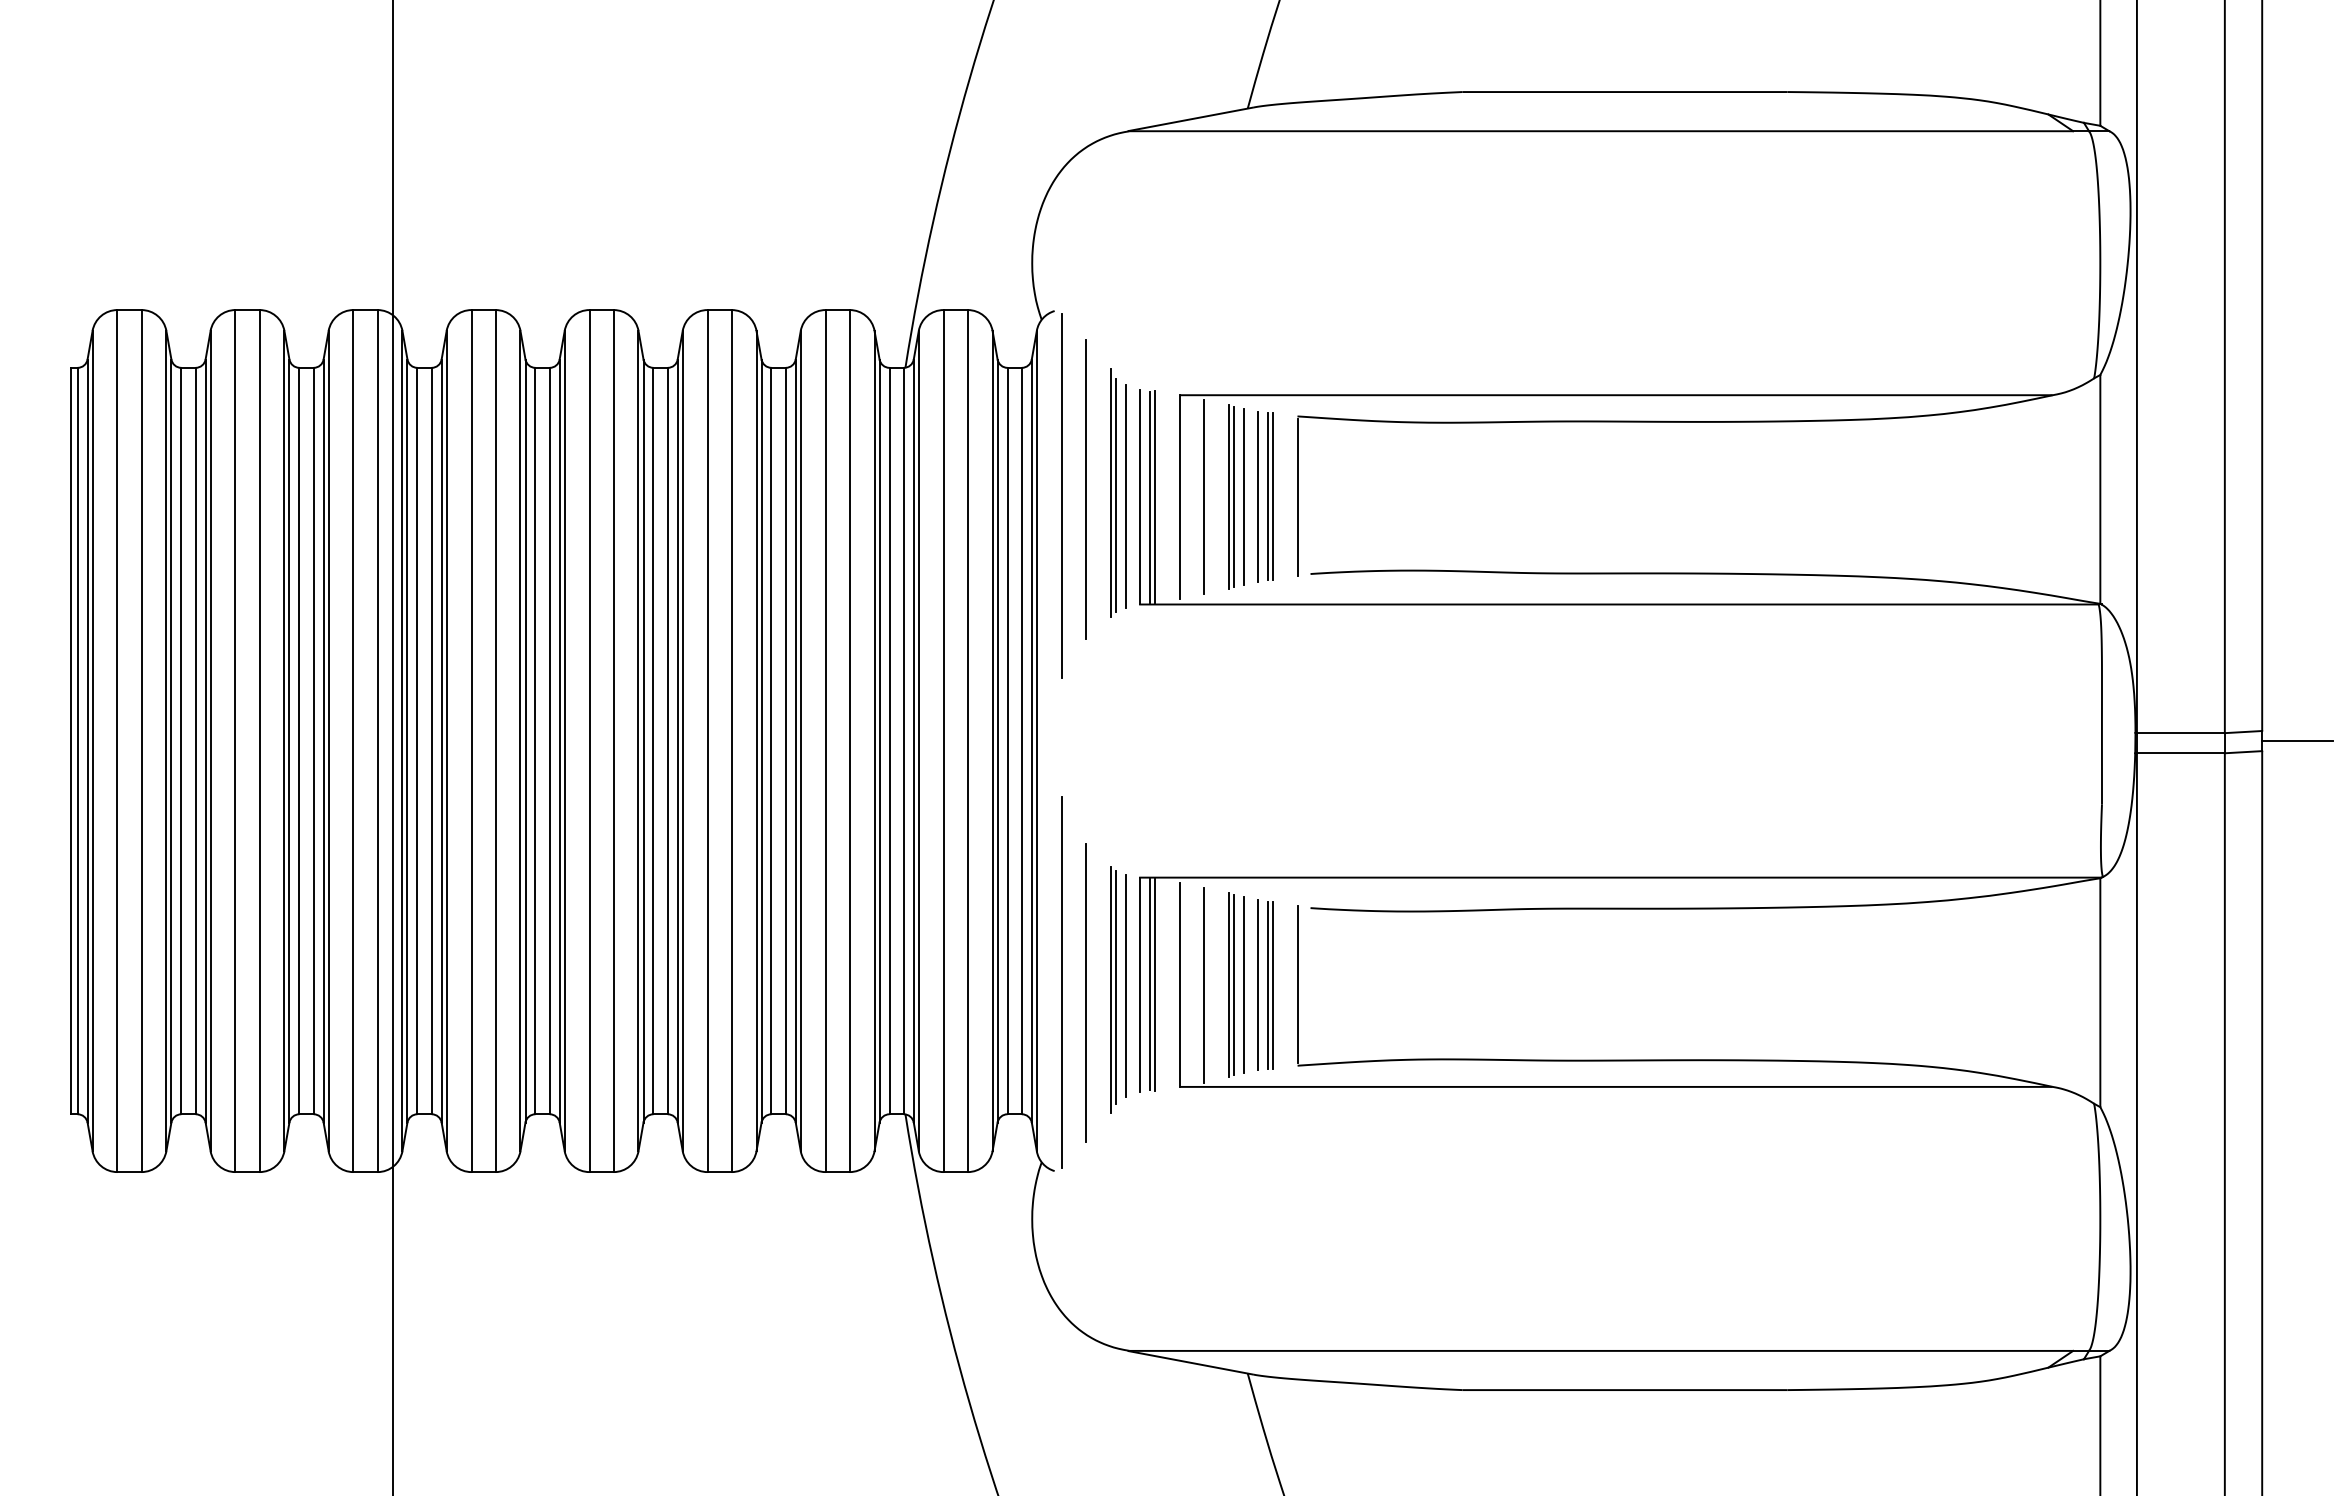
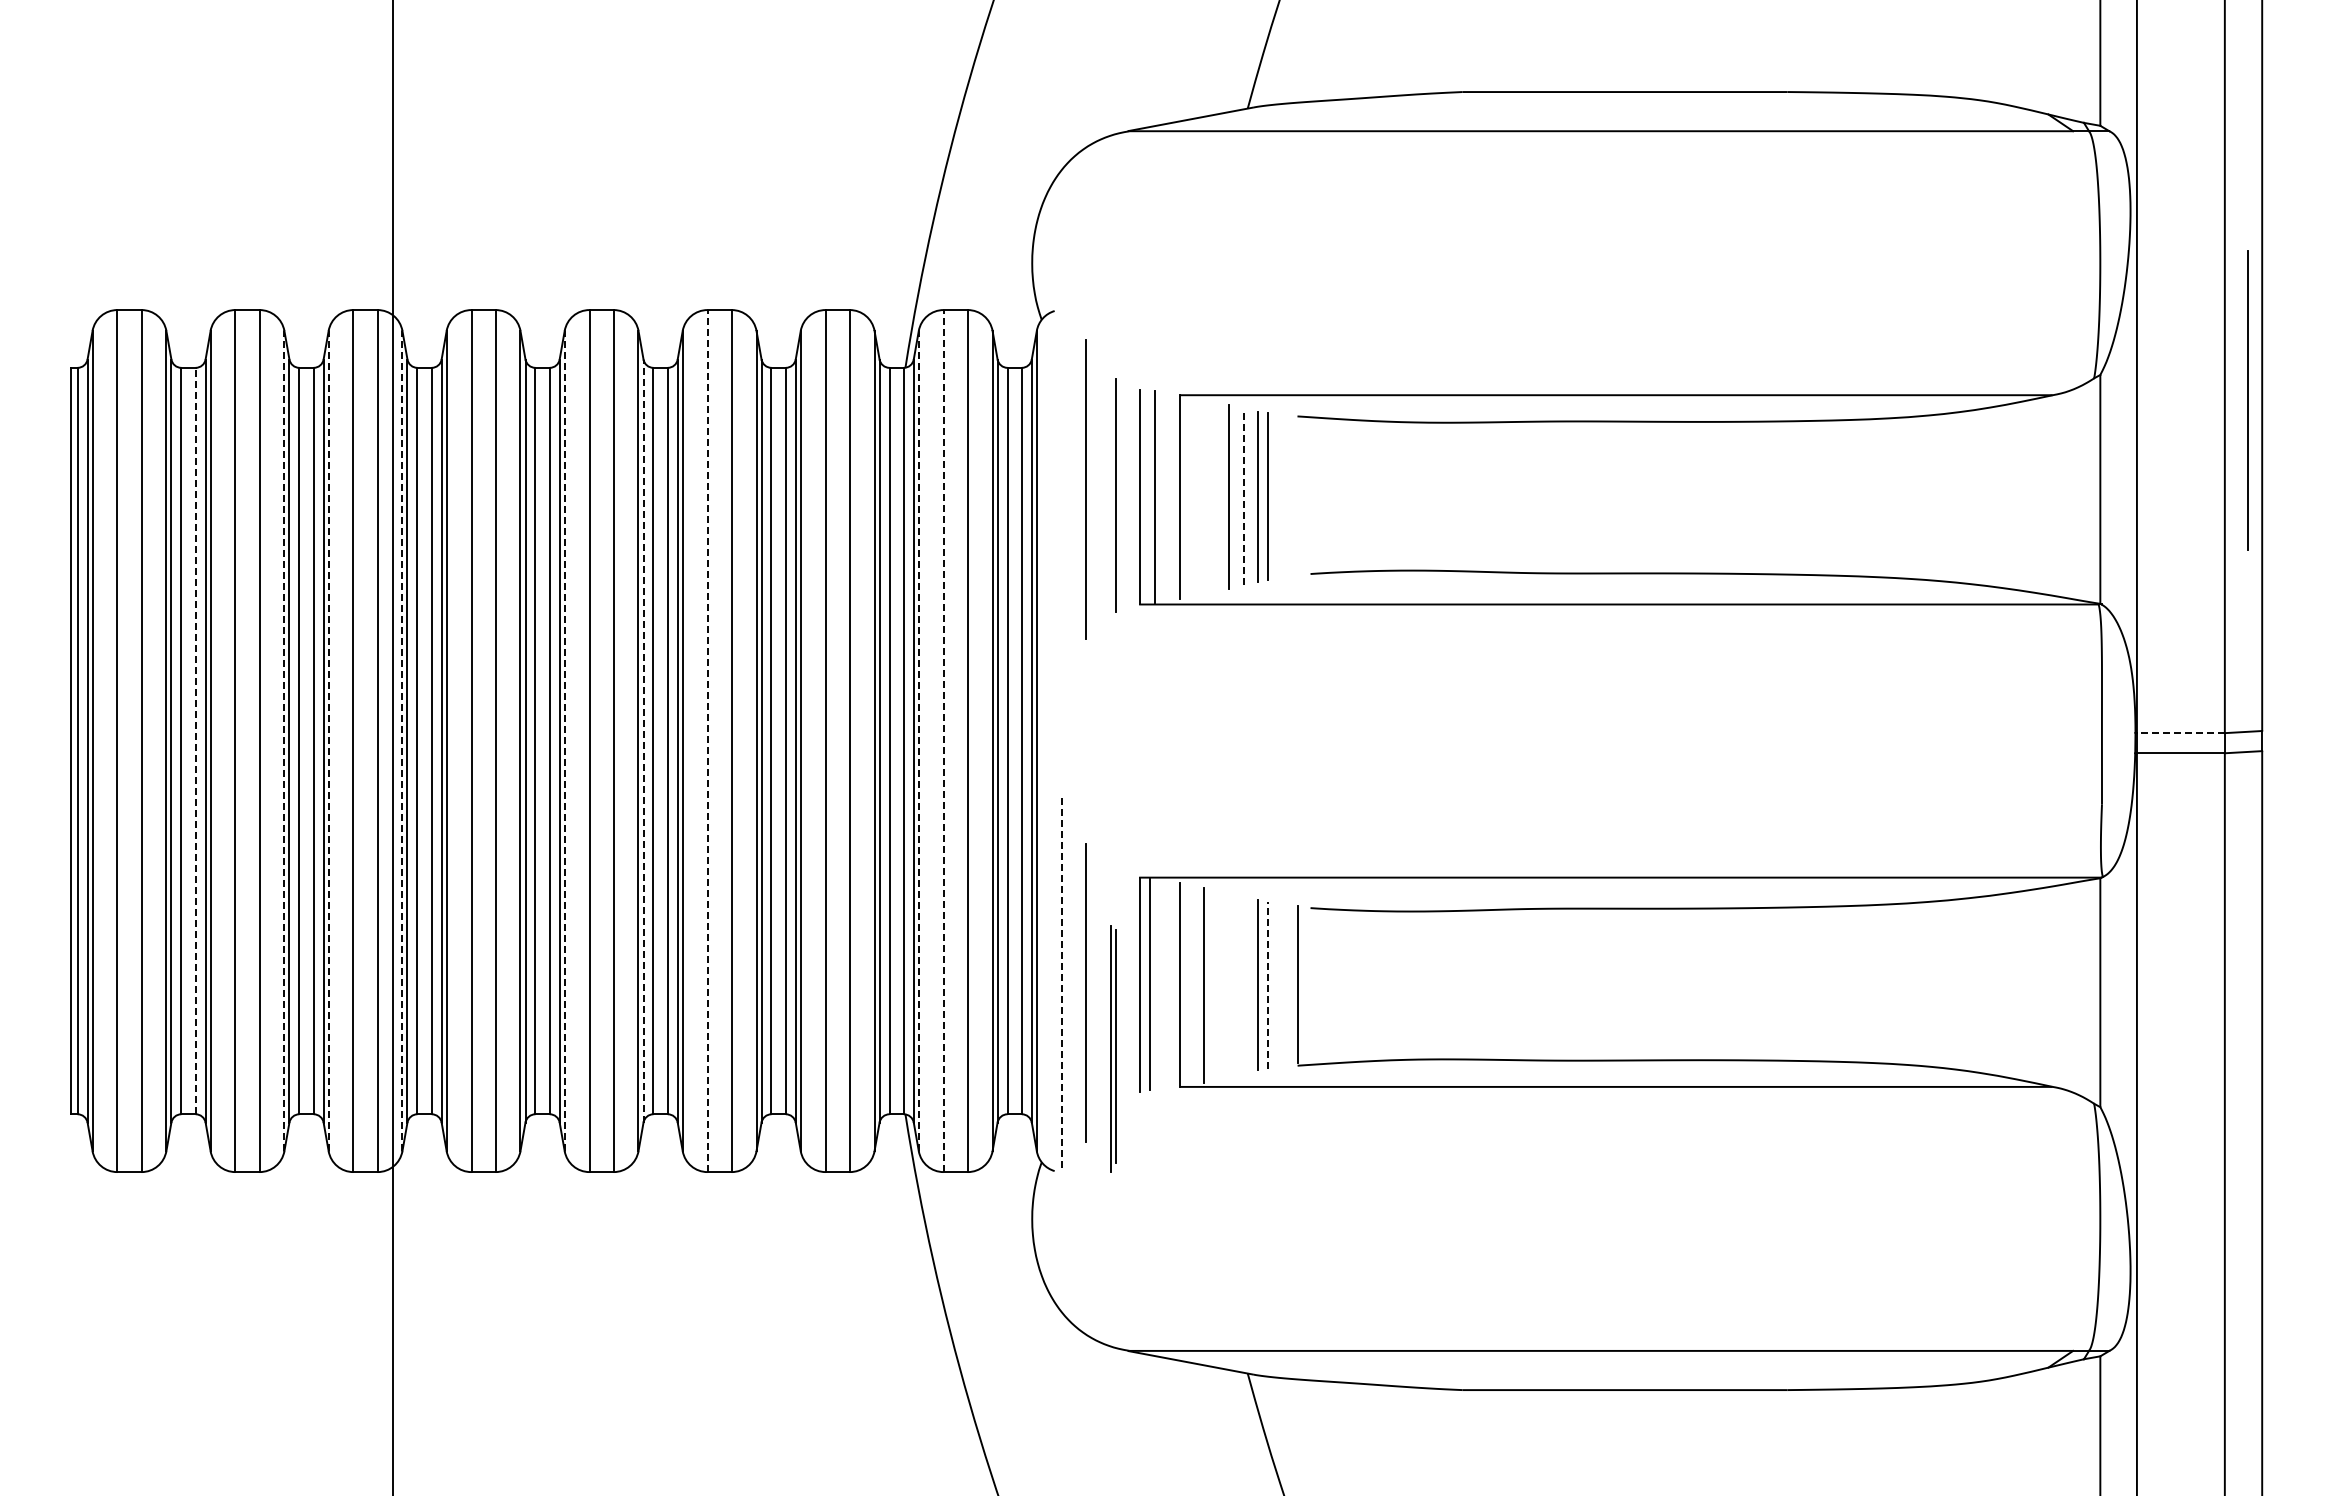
line: none -> present (2247, 400)
line: present -> none (1110, 492)
line: present -> none (1061, 495)
line: present -> none (1125, 496)
line: present -> none (1203, 496)
line: present -> none (1233, 496)
line: present -> none (1272, 496)
line: present -> none (1149, 497)
line: solid -> dashed (1243, 497)
line: present -> none (1297, 497)
line: solid -> dashed (2180, 733)
line: solid -> dashed (195, 740)
line: solid -> dashed (284, 740)
line: solid -> dashed (328, 740)
line: solid -> dashed (402, 740)
line: solid -> dashed (564, 740)
line: solid -> dashed (707, 740)
line: solid -> dashed (918, 740)
line: solid -> dashed (943, 740)
line: solid -> dashed (643, 741)
line: present -> none (2297, 741)
line: solid -> dashed (1061, 982)
part: present -> none (1231, 984)
line: present -> none (1243, 984)
line: present -> none (1125, 985)
line: present -> none (1154, 985)
line: solid -> dashed (1267, 985)
line: present -> none (1272, 985)
part position: (1113, 989) -> (1113, 1048) (1113, 1048)
